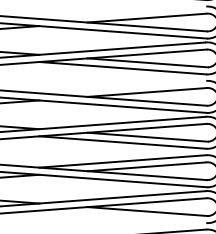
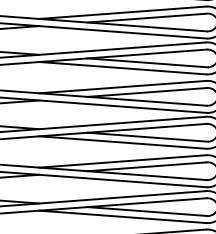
line: none -> present (122, 12)
line: none -> present (122, 86)
line: none -> present (122, 216)
